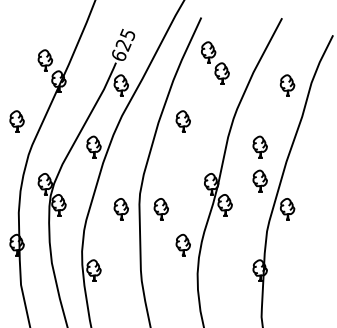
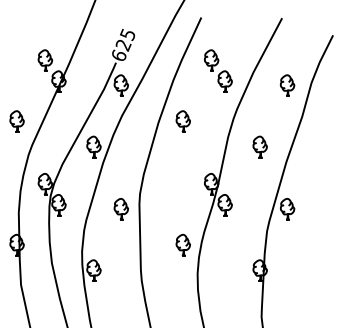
part position: (215, 62) -> (218, 70) (218, 70)
part: present -> none (259, 180)
part: present -> none (160, 209)
